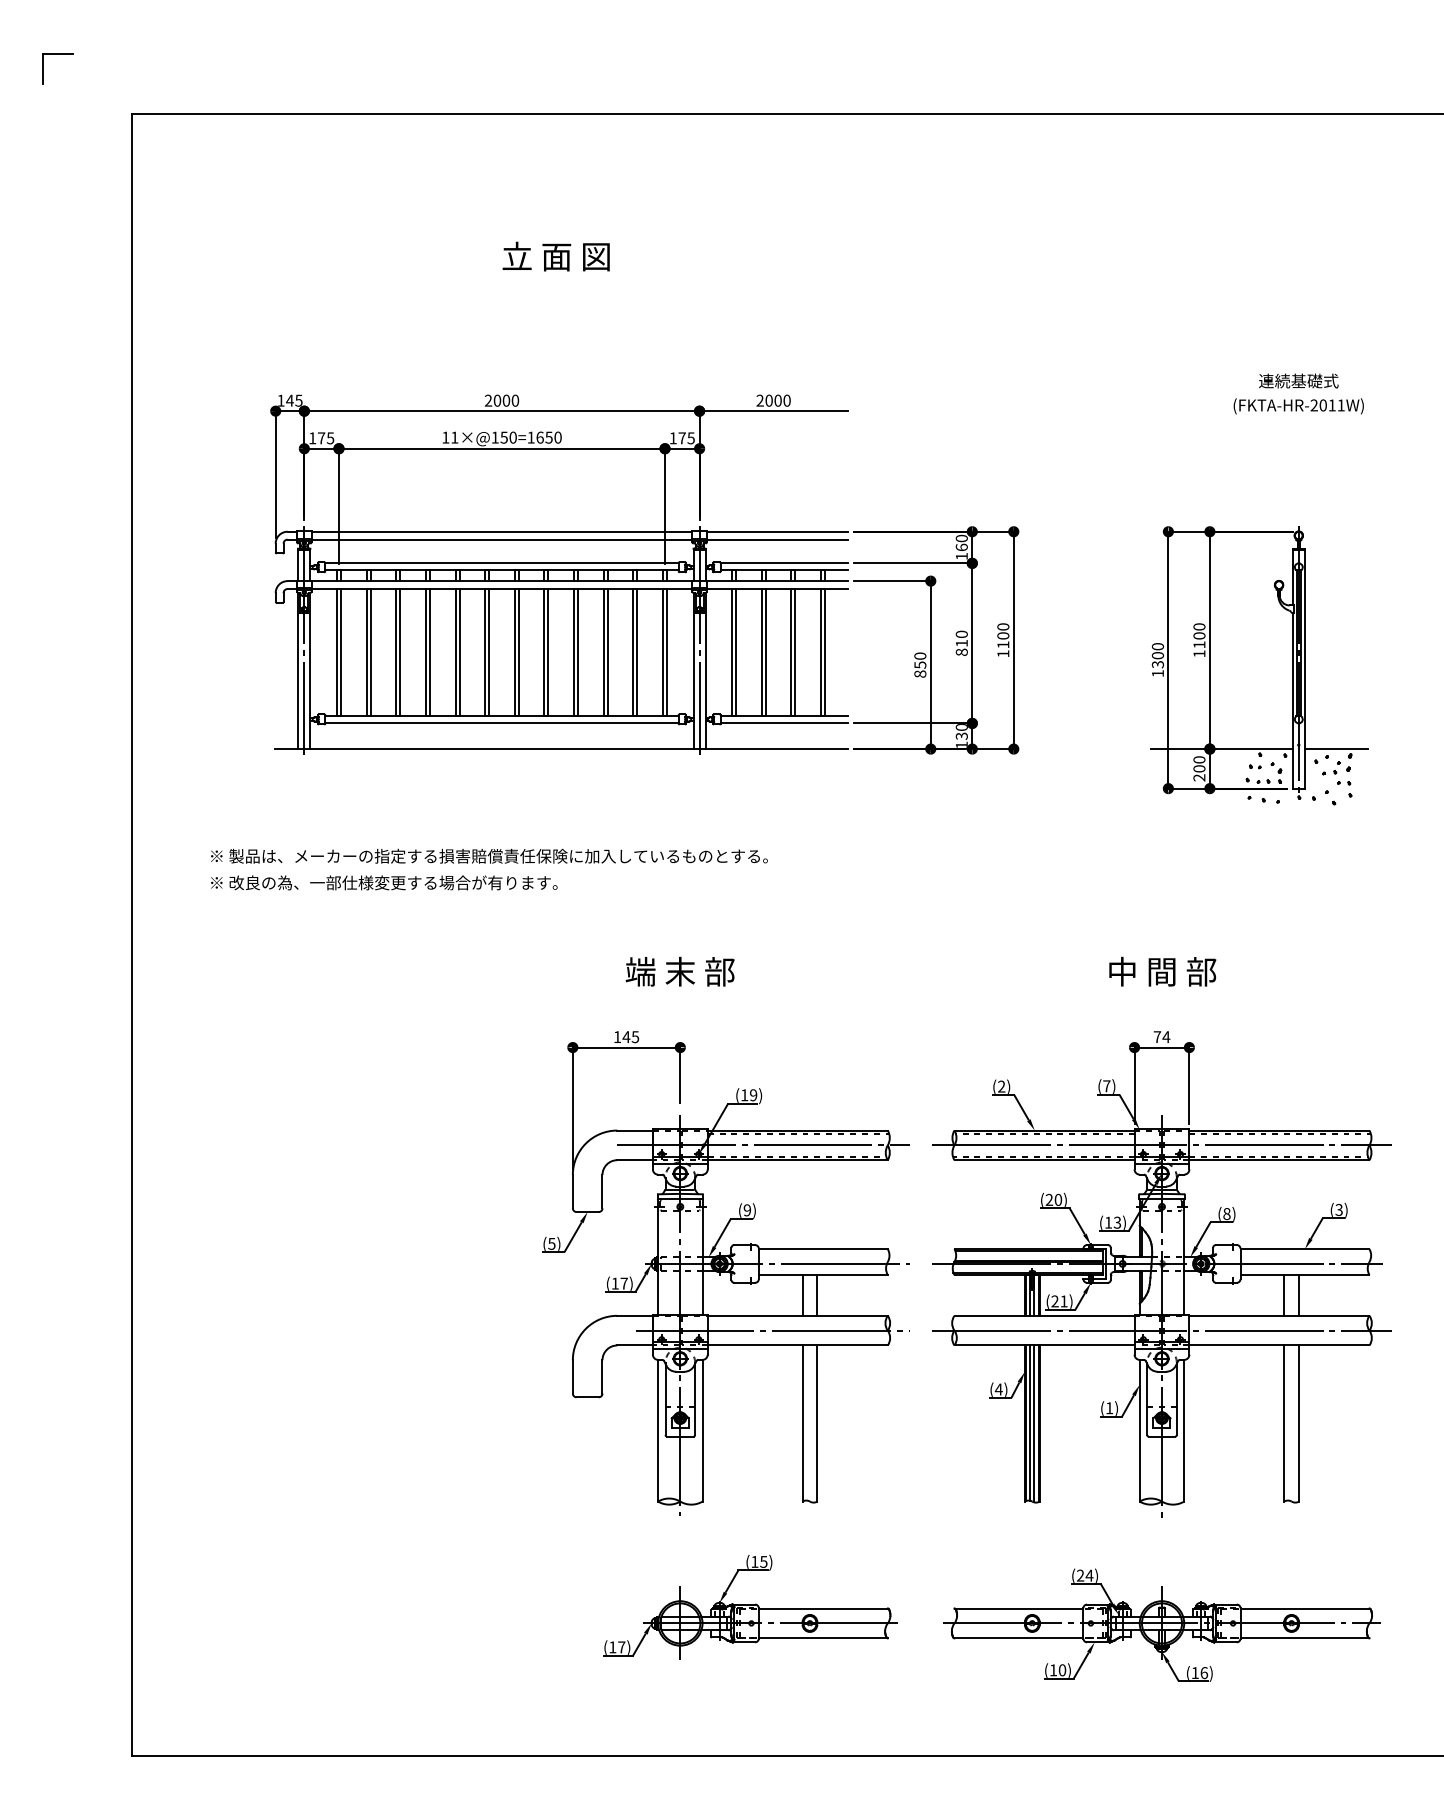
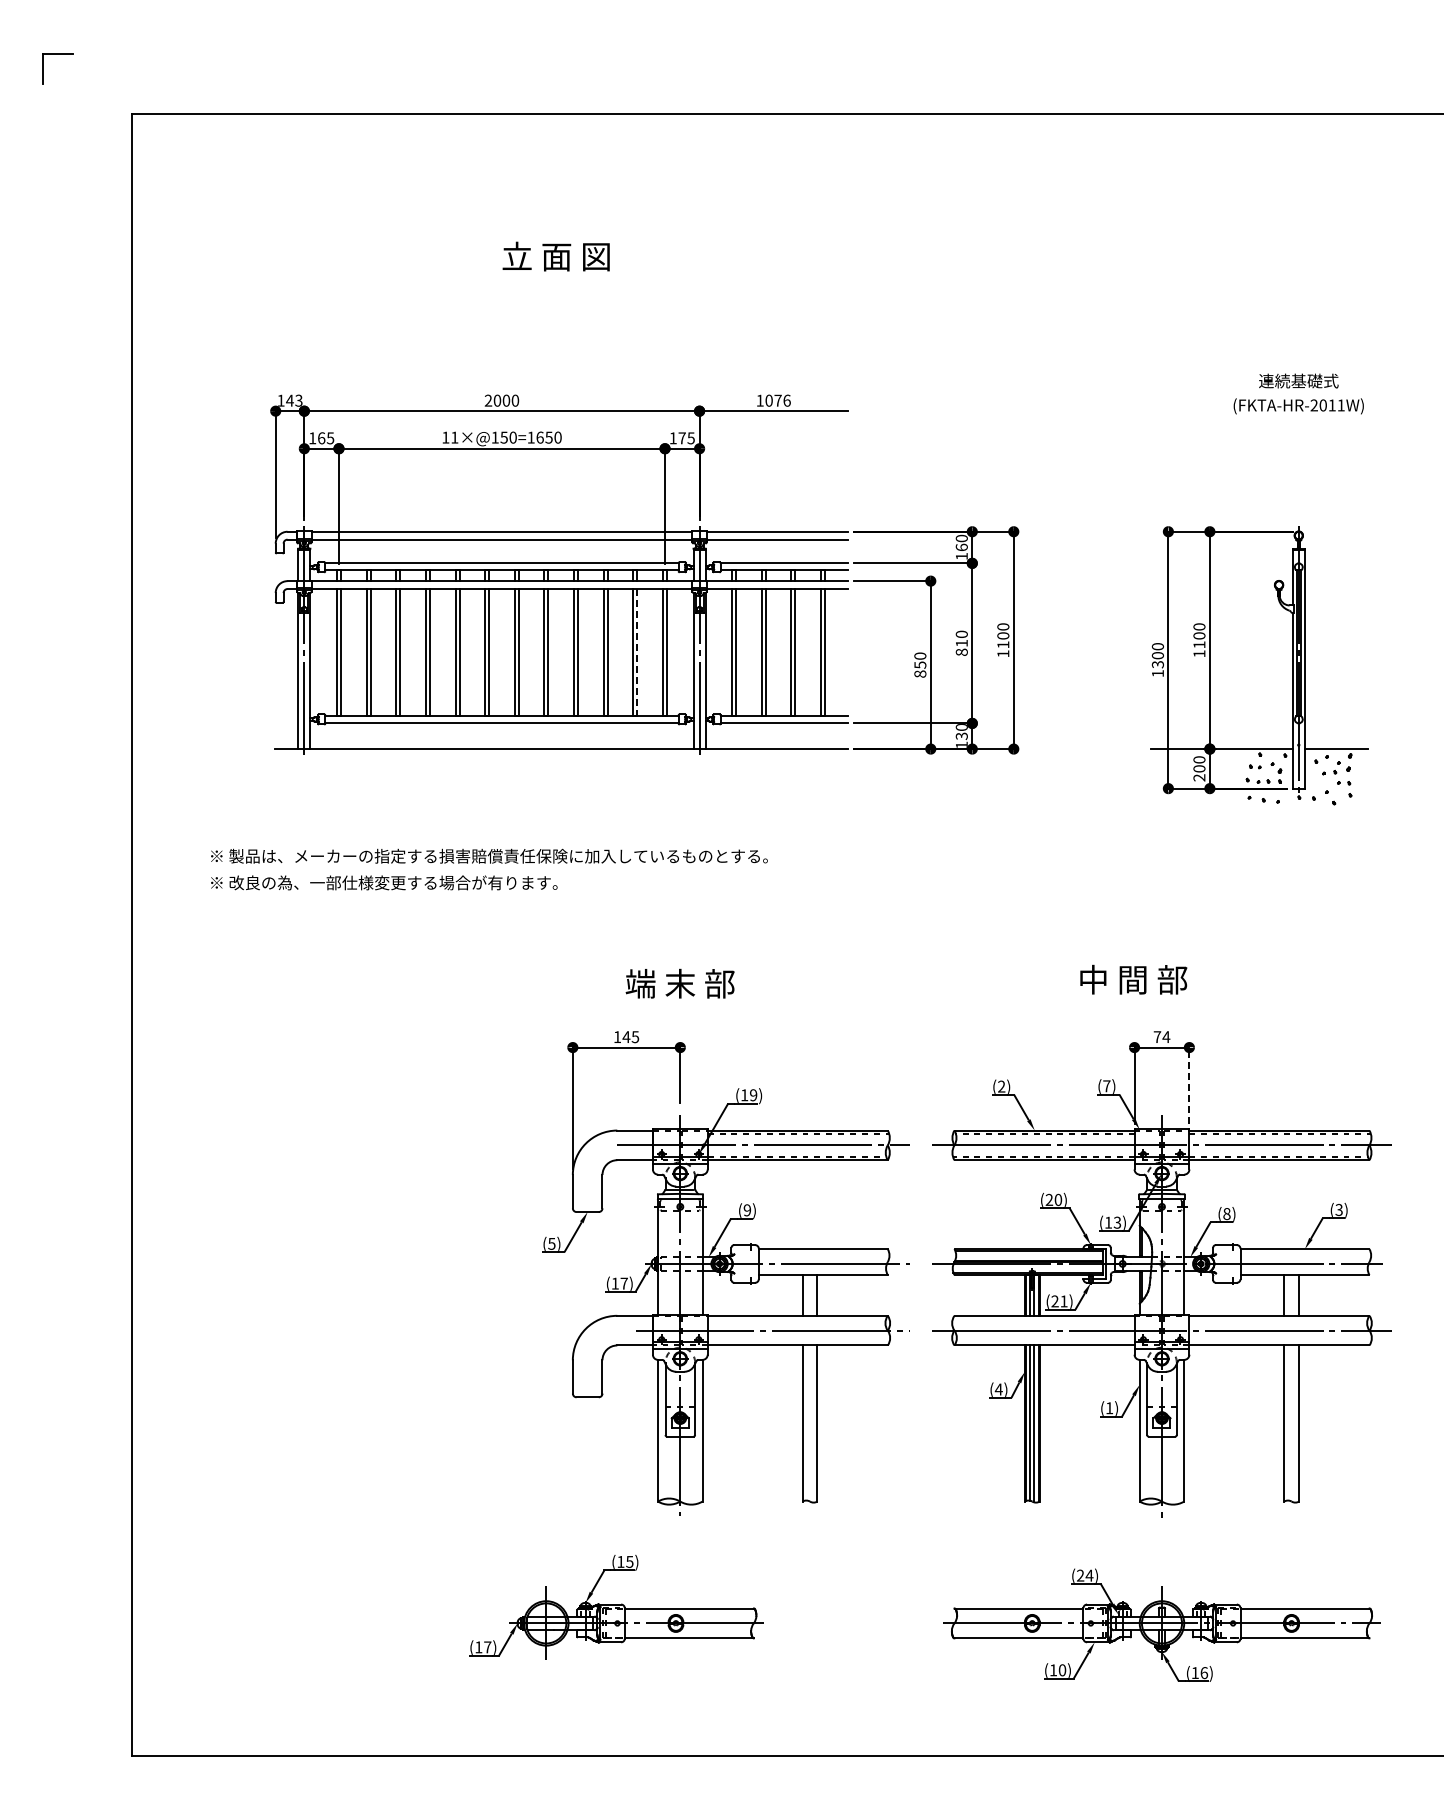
text: 145 -> 143 (298, 399)
text: 2000 -> 1076 (773, 400)
text: 175 -> 165 (321, 438)
line: solid -> dashed (637, 652)
text position: (679, 971) -> (679, 983) (679, 983)
text position: (1162, 971) -> (1133, 979) (1133, 979)
line: solid -> dashed (1189, 1085)
part position: (750, 1607) -> (616, 1607) (616, 1607)
